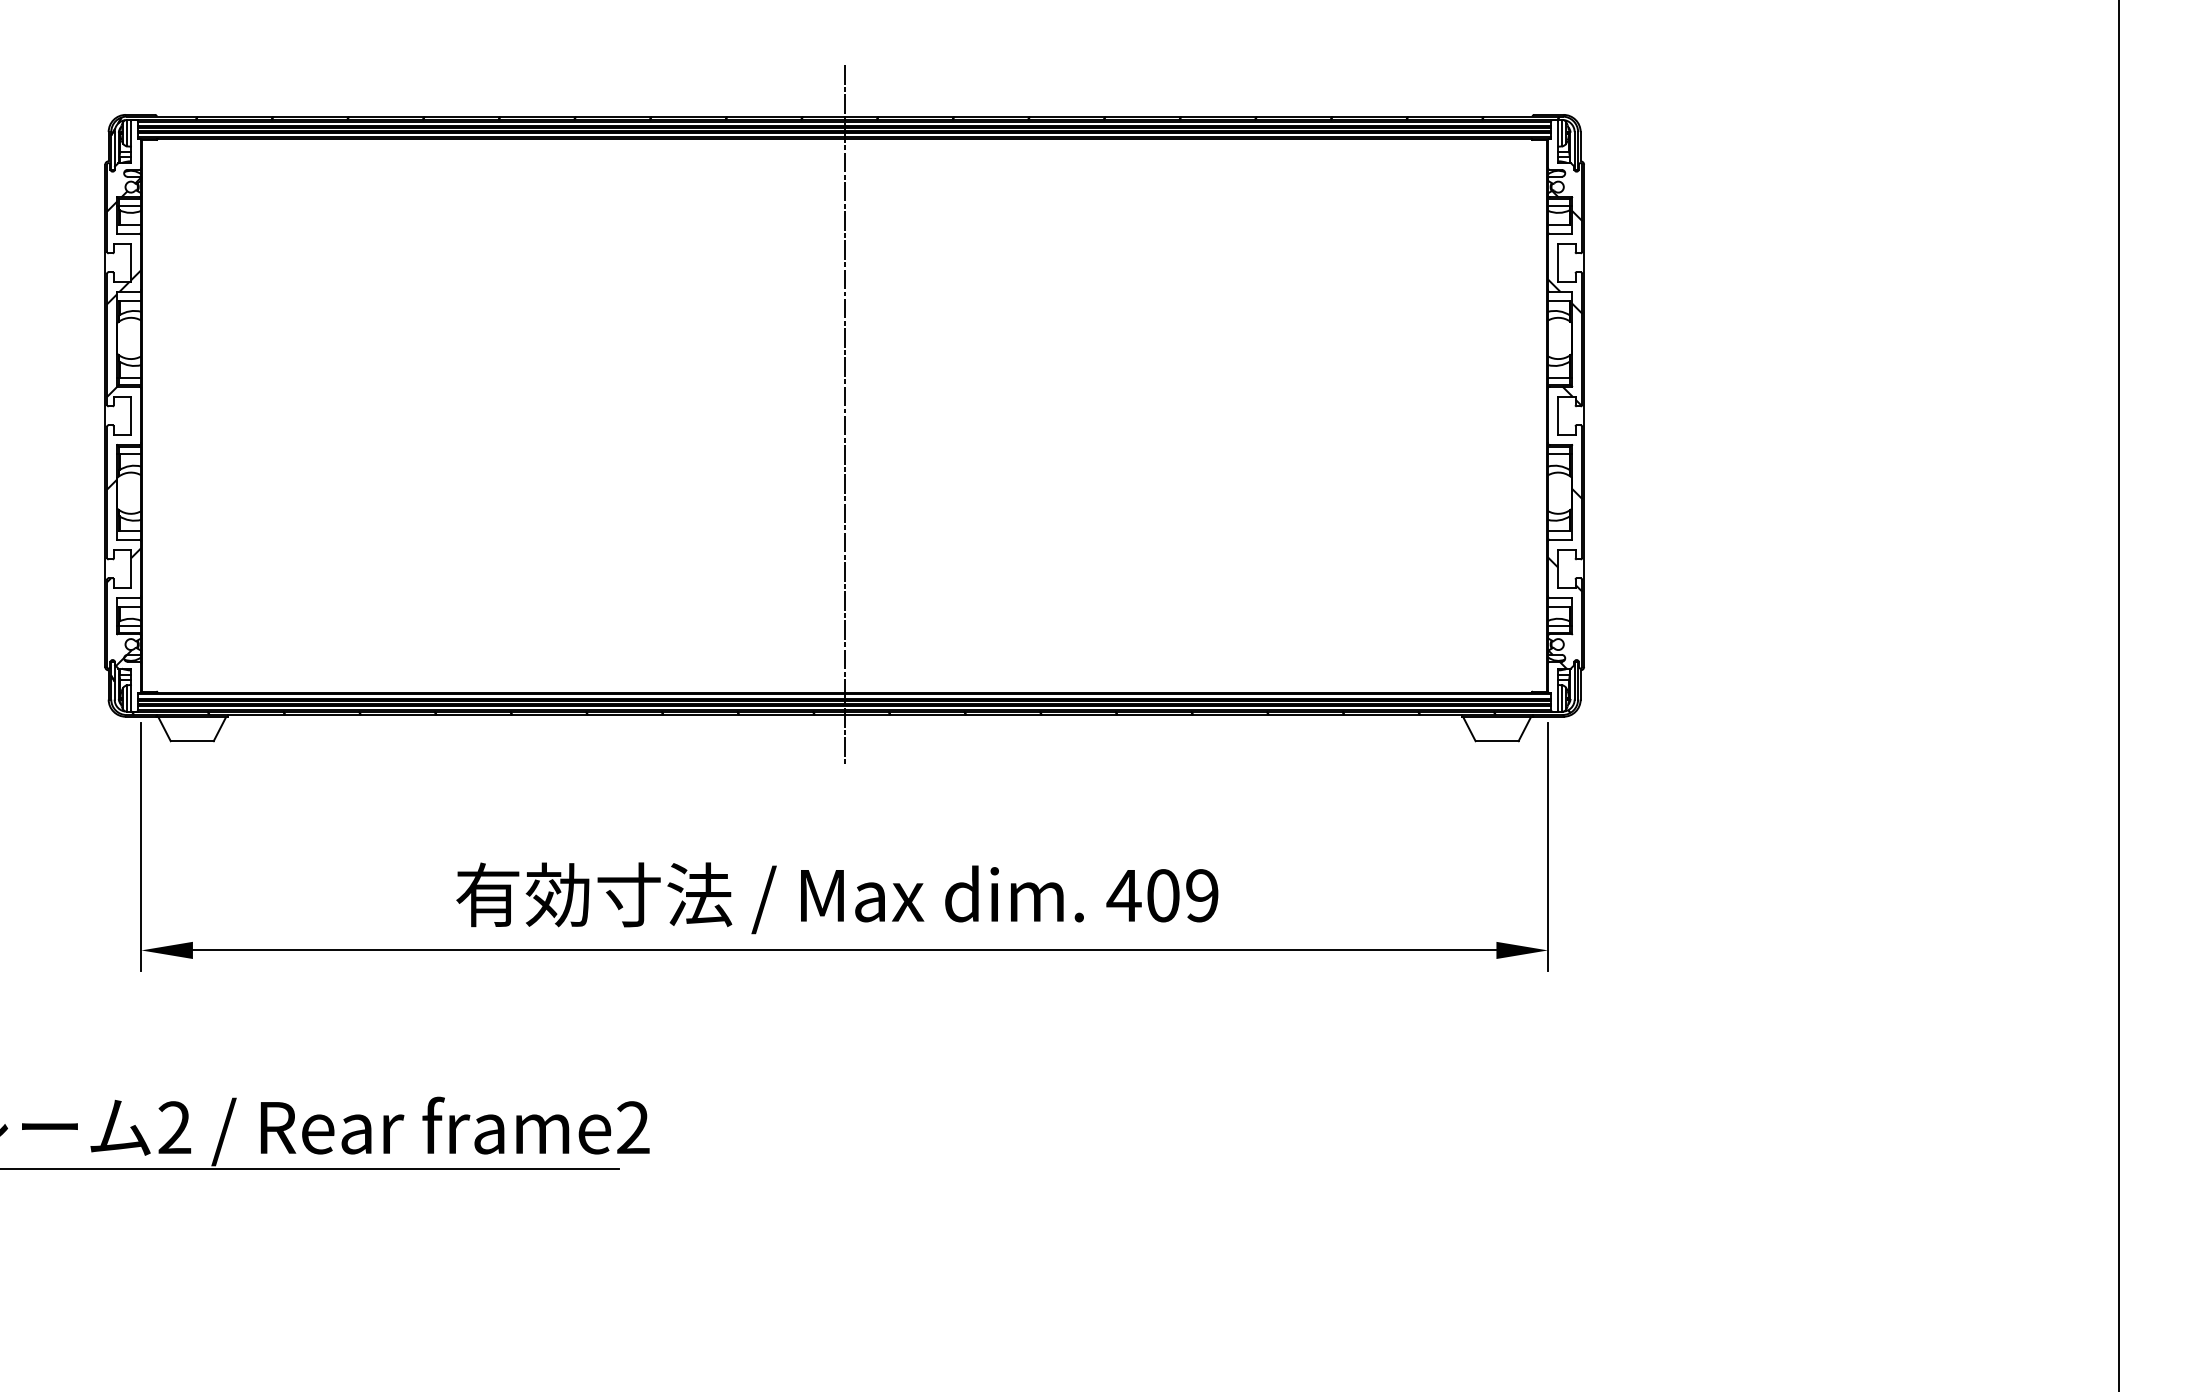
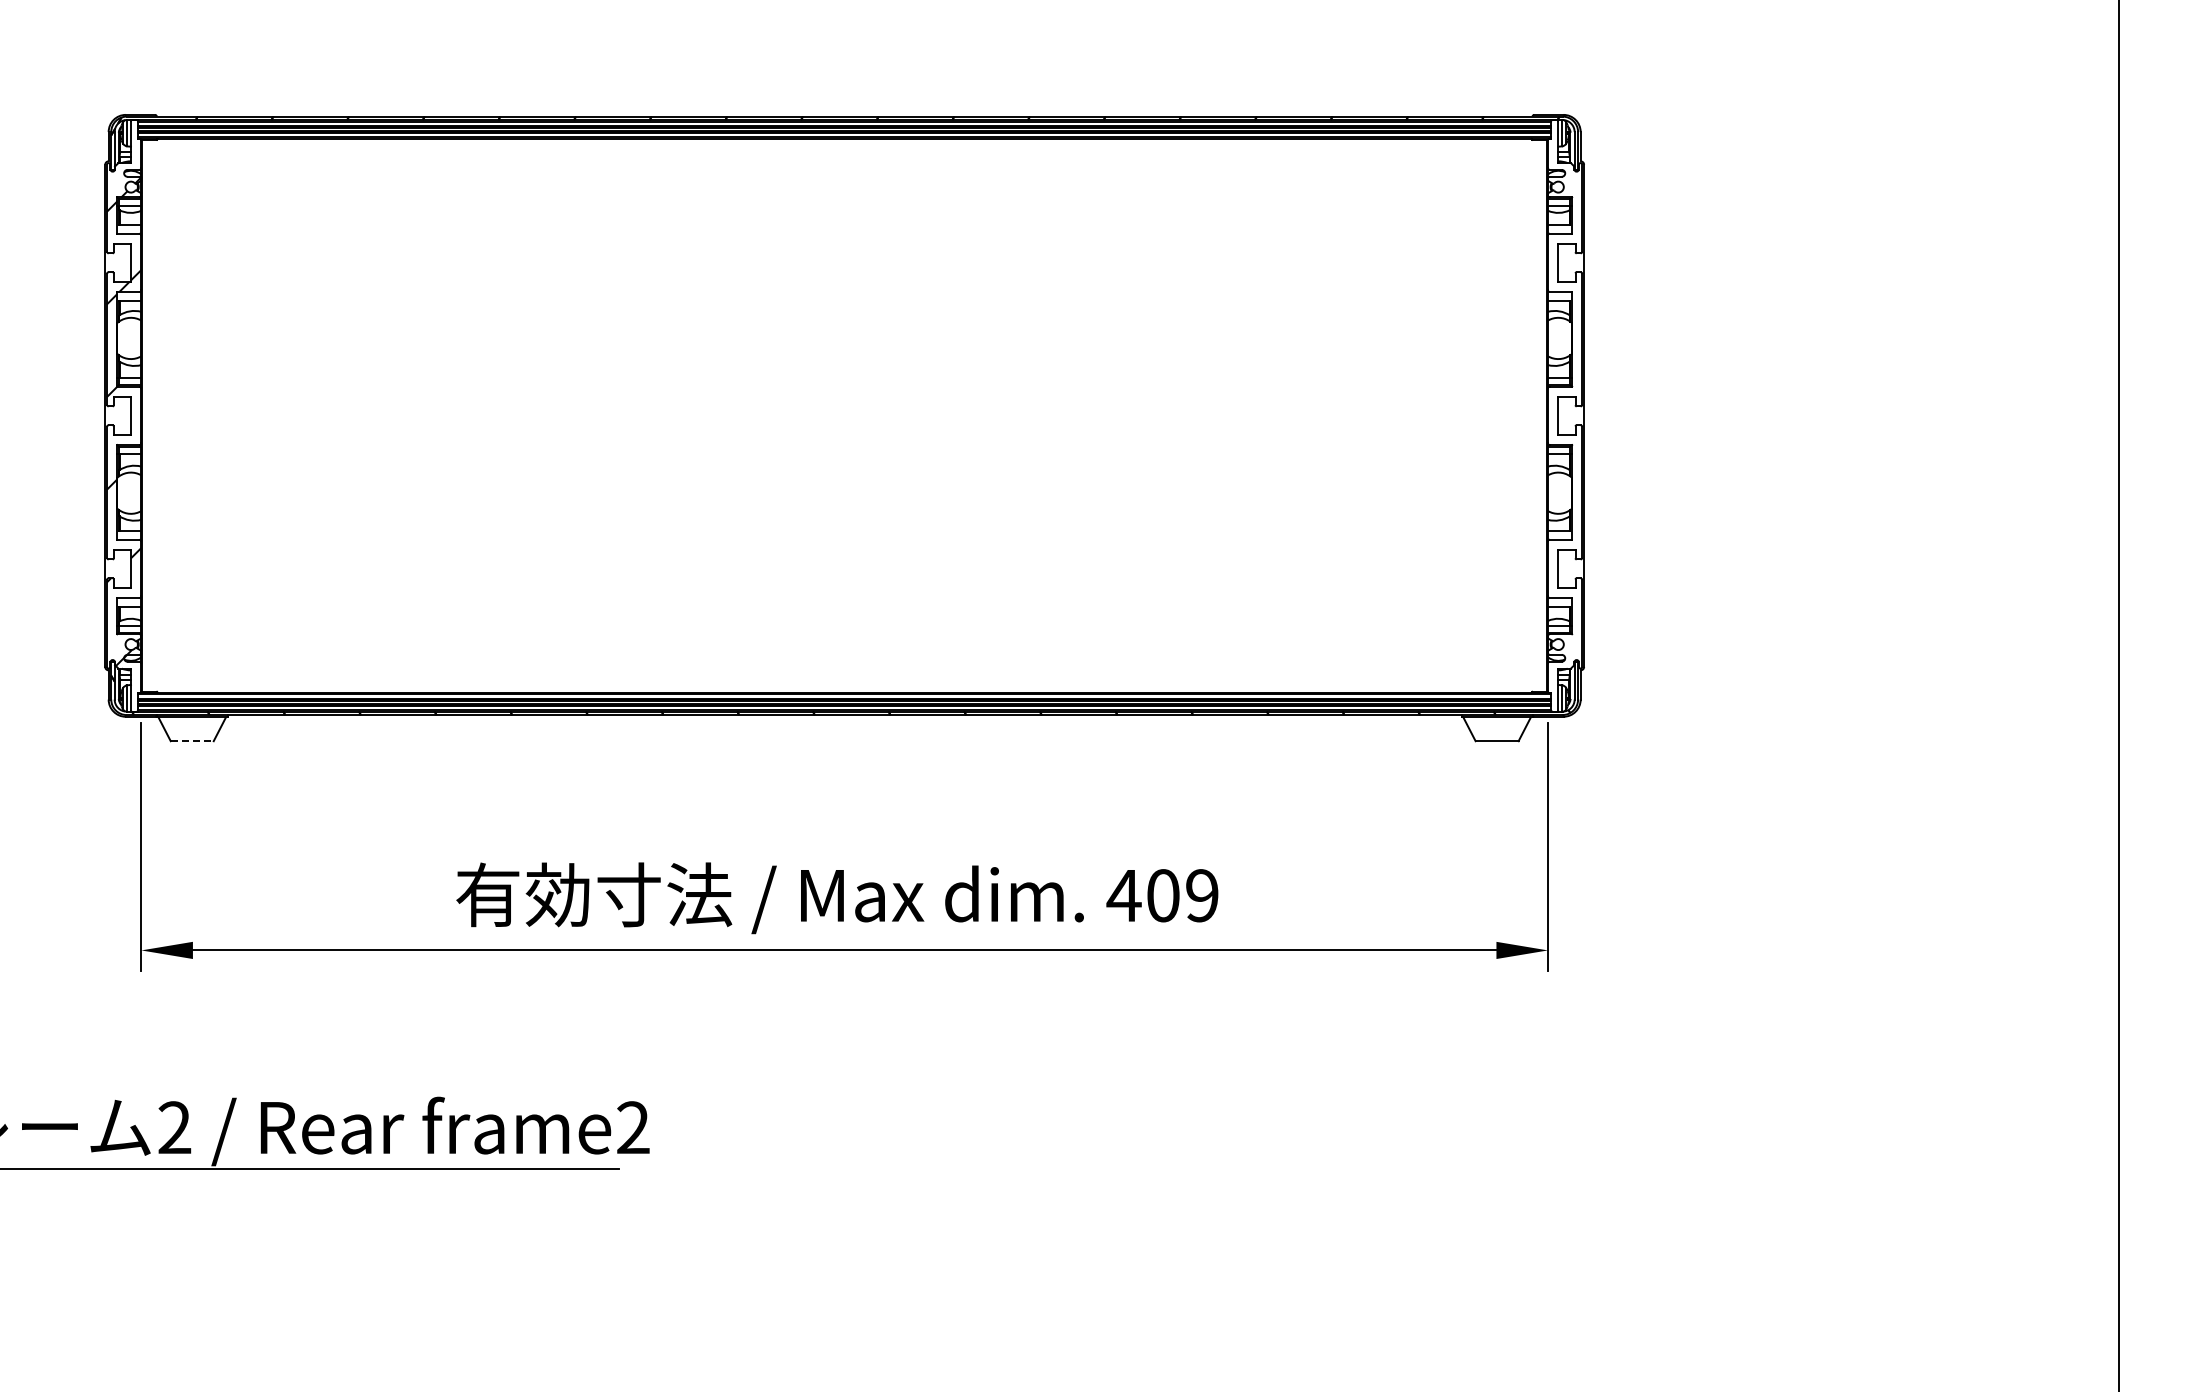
line: present -> none (844, 415)
hatch: present -> none (1565, 429)
line: solid -> dashed (192, 741)
